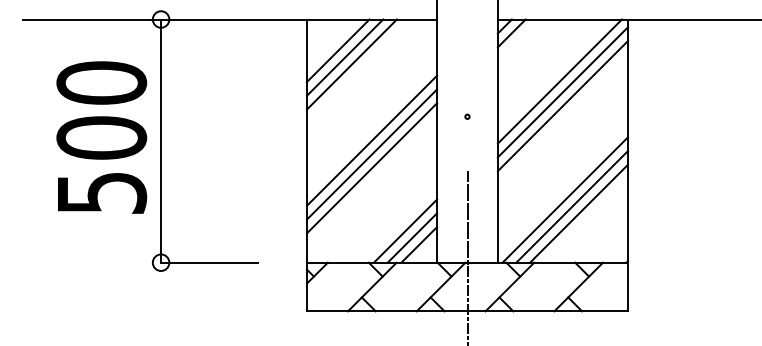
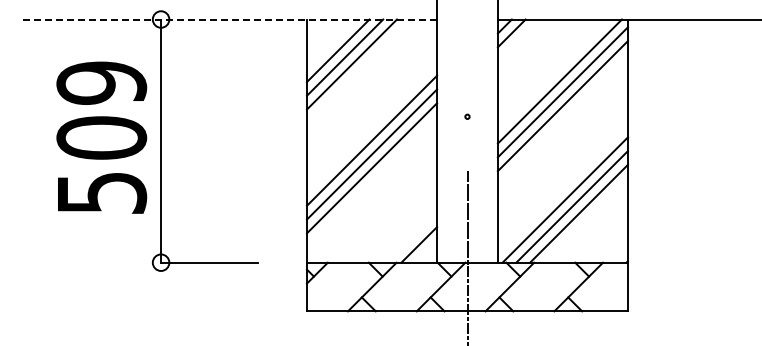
line: solid -> dashed (229, 19)
text: 500 -> 509 (101, 82)
line: present -> none (405, 230)
line: present -> none (412, 237)
